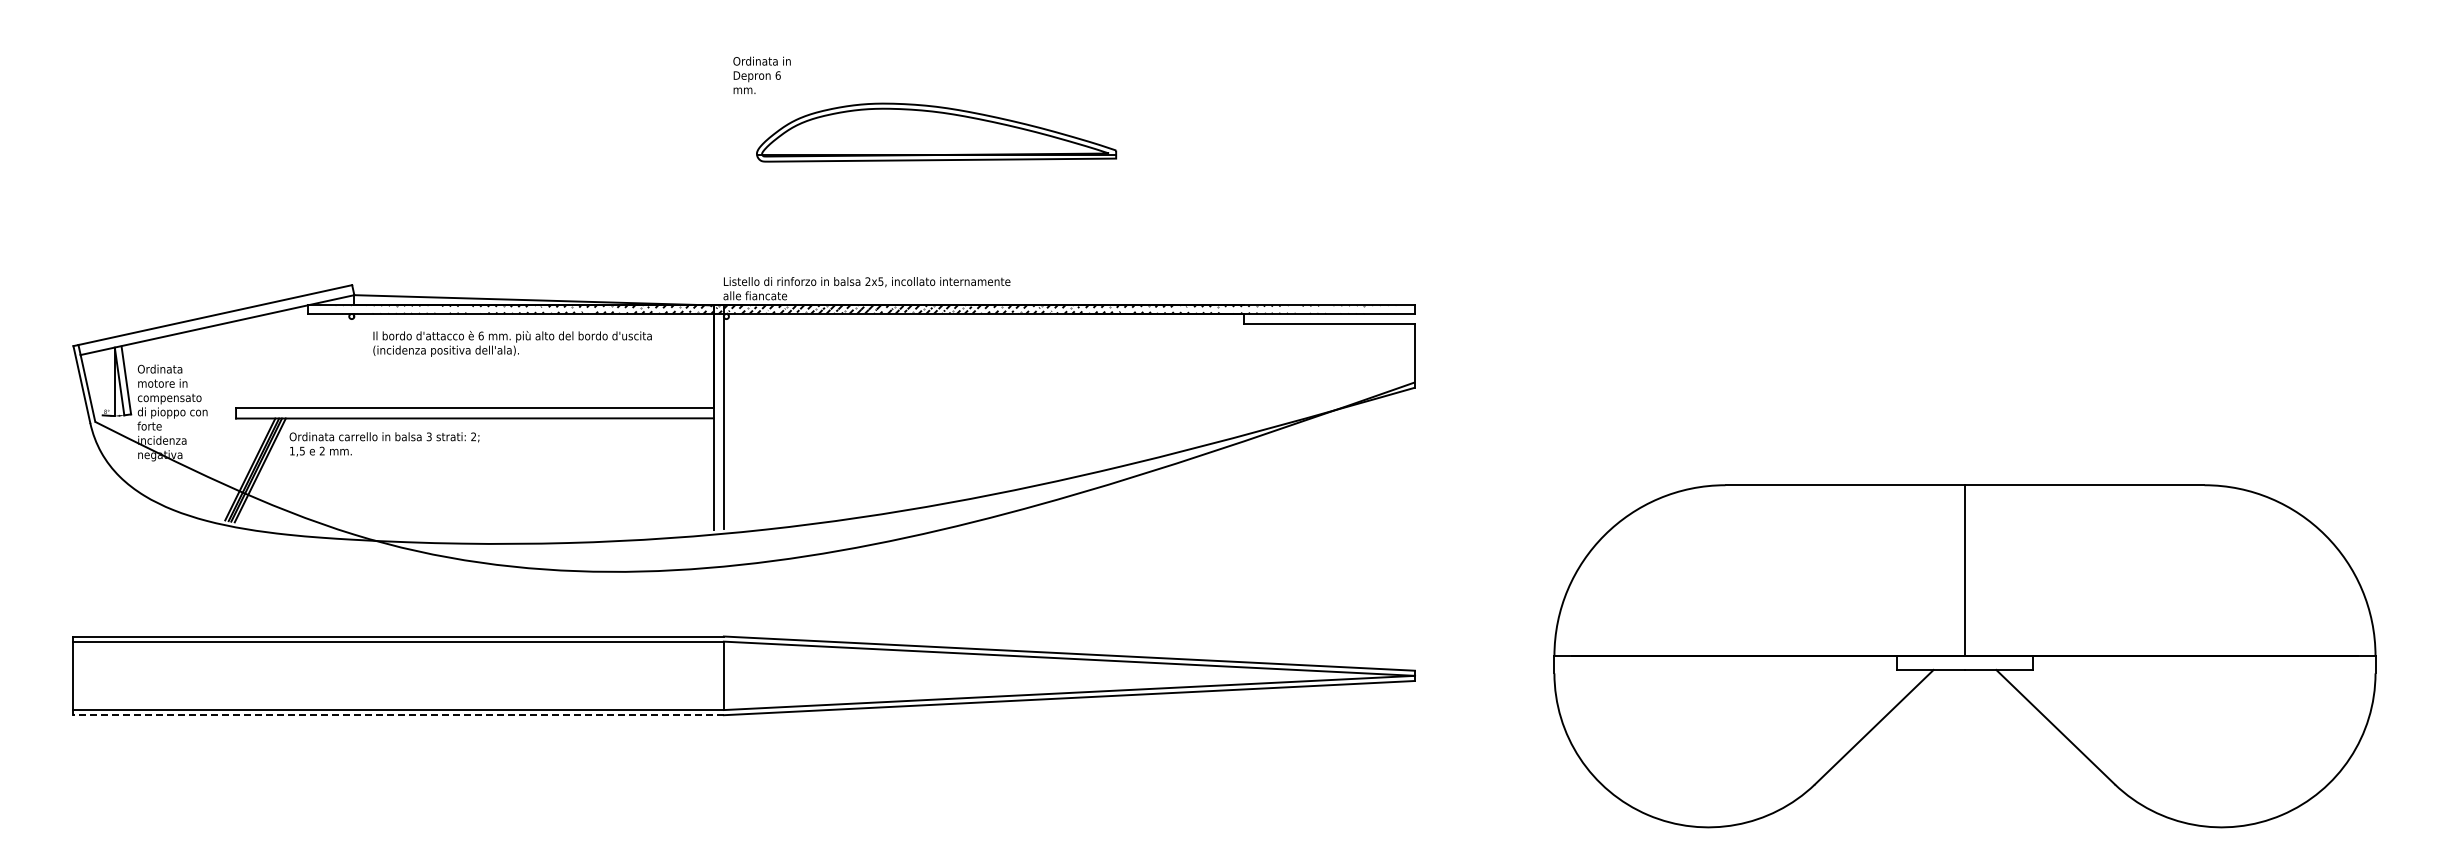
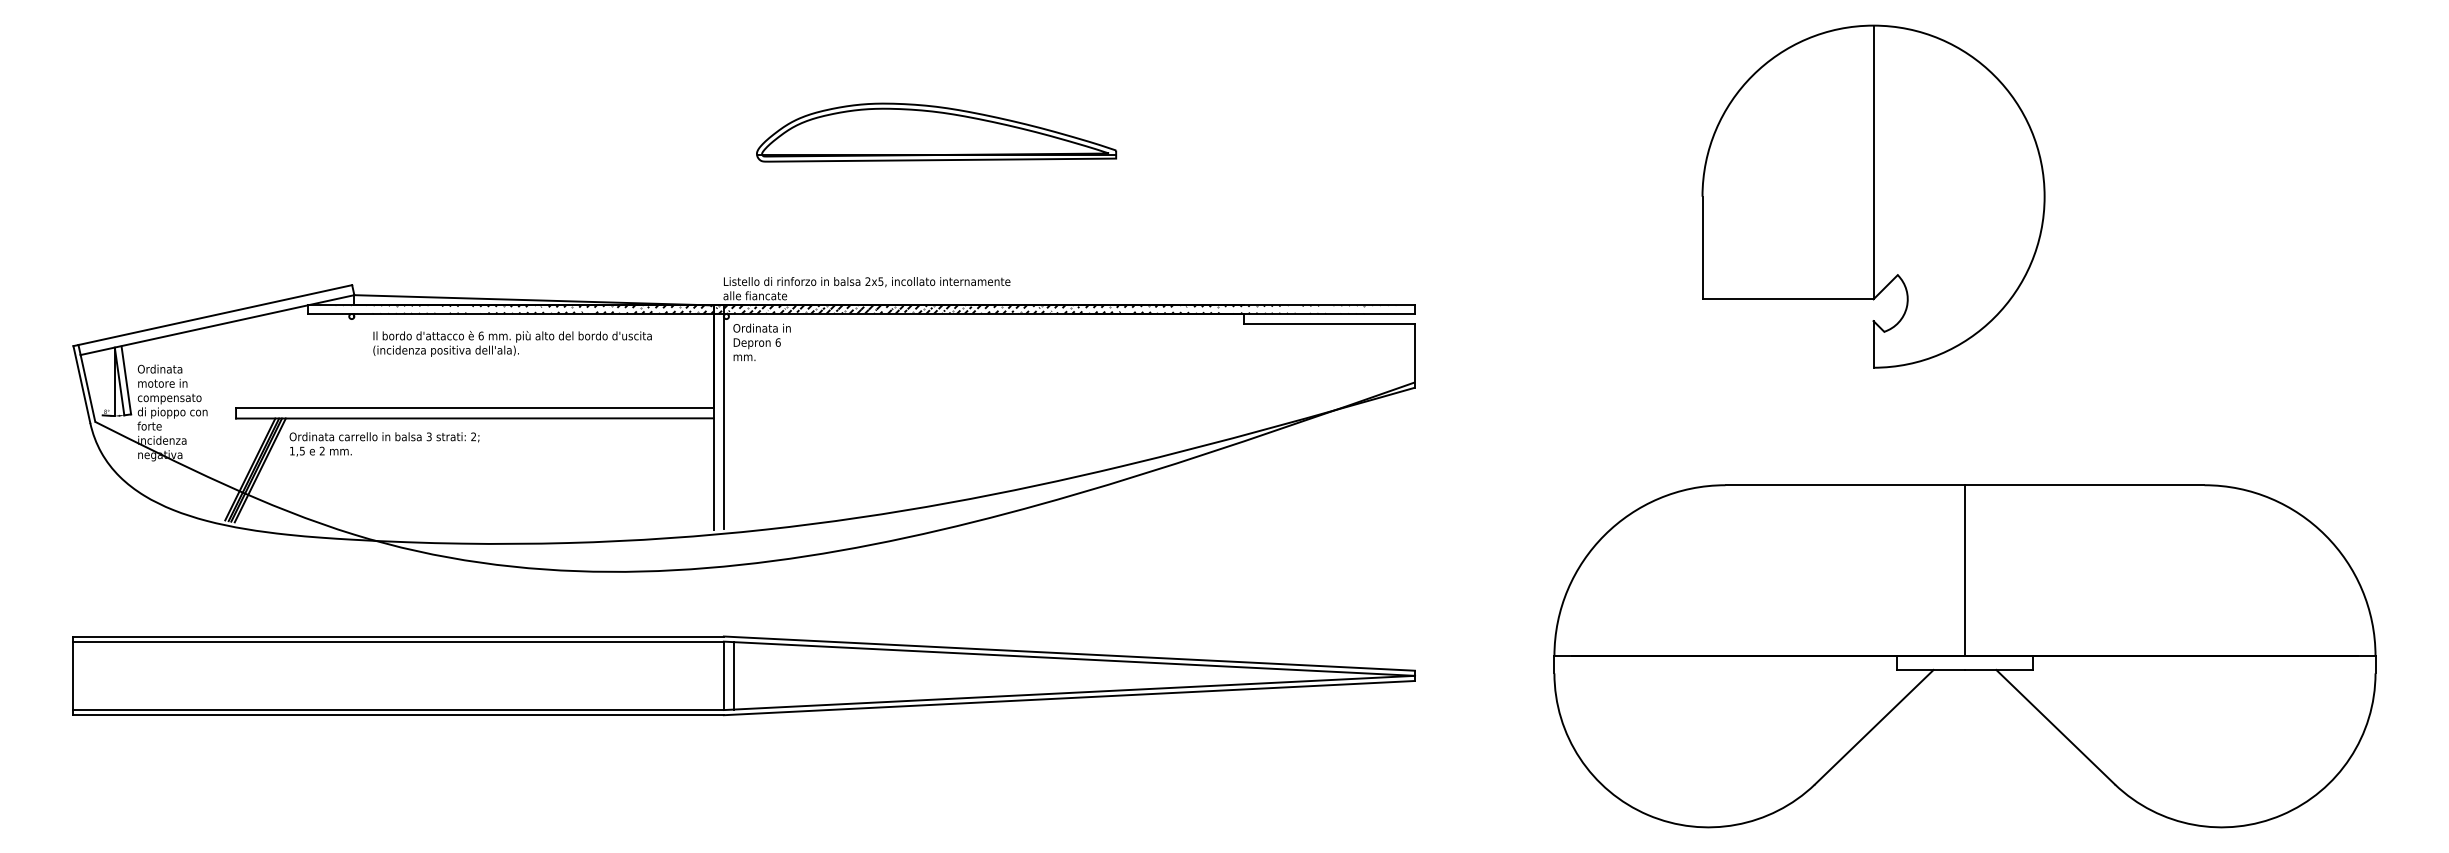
text position: (761, 74) -> (761, 341) (761, 341)
part: none -> present (1873, 196)
line: none -> present (734, 675)
line: dashed -> solid (398, 715)
